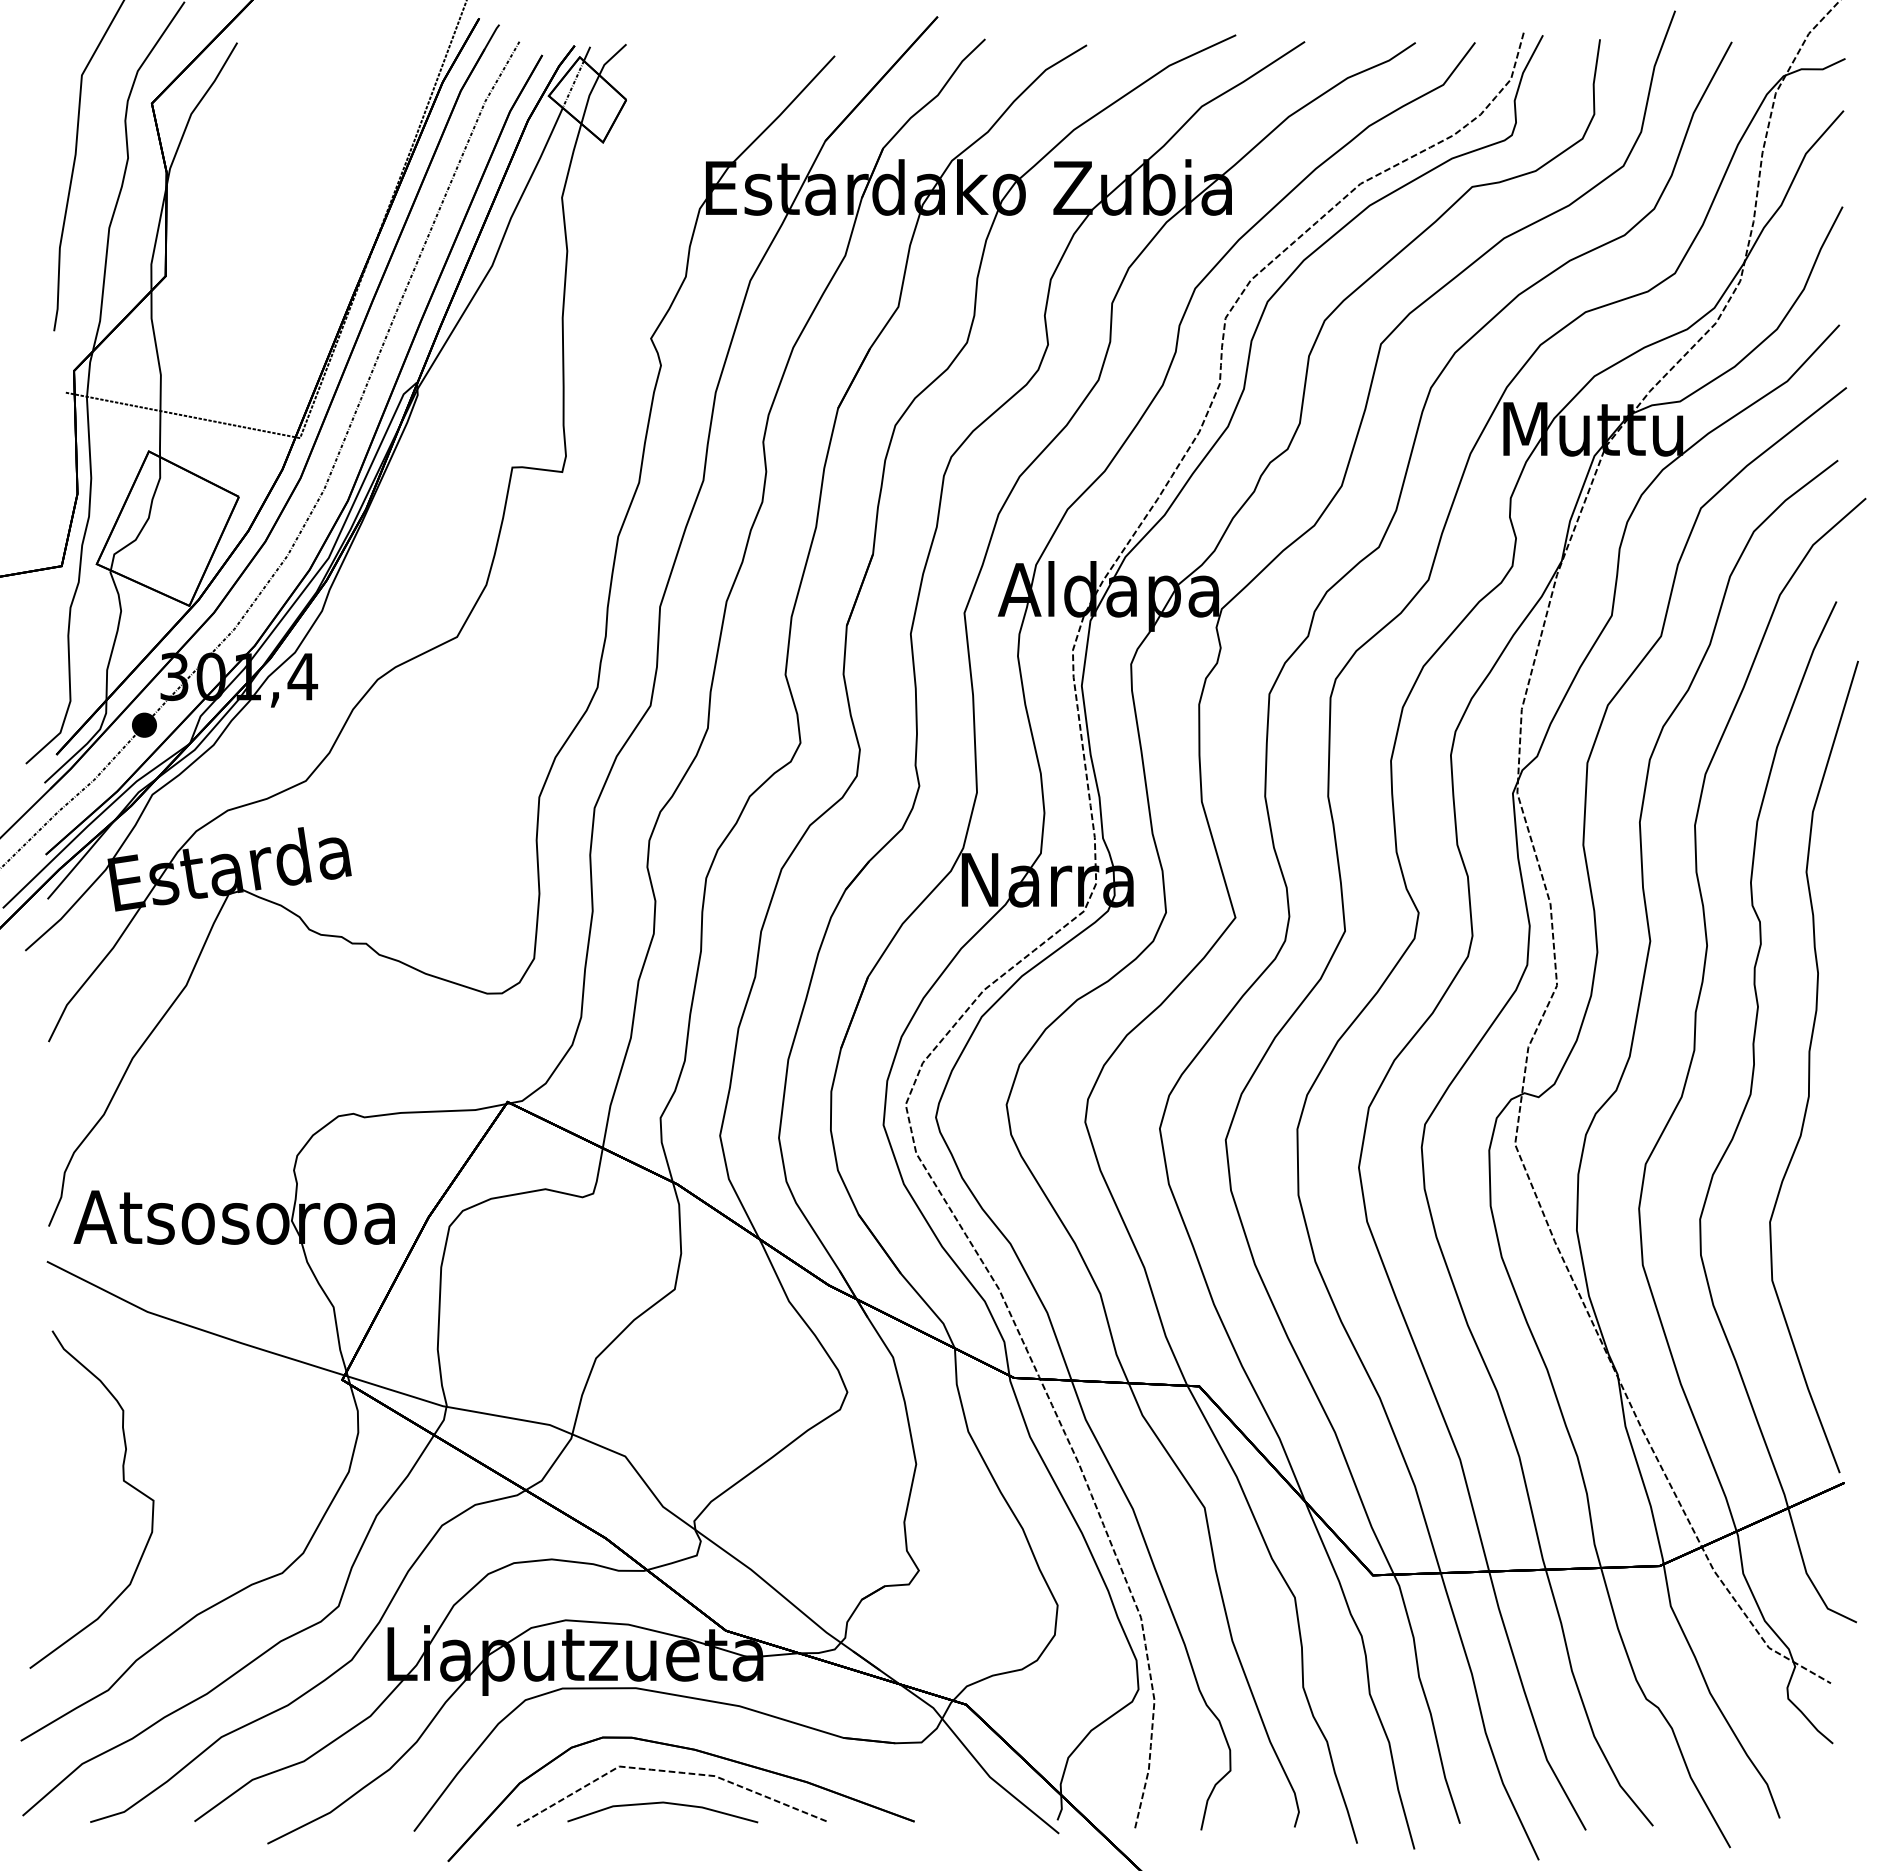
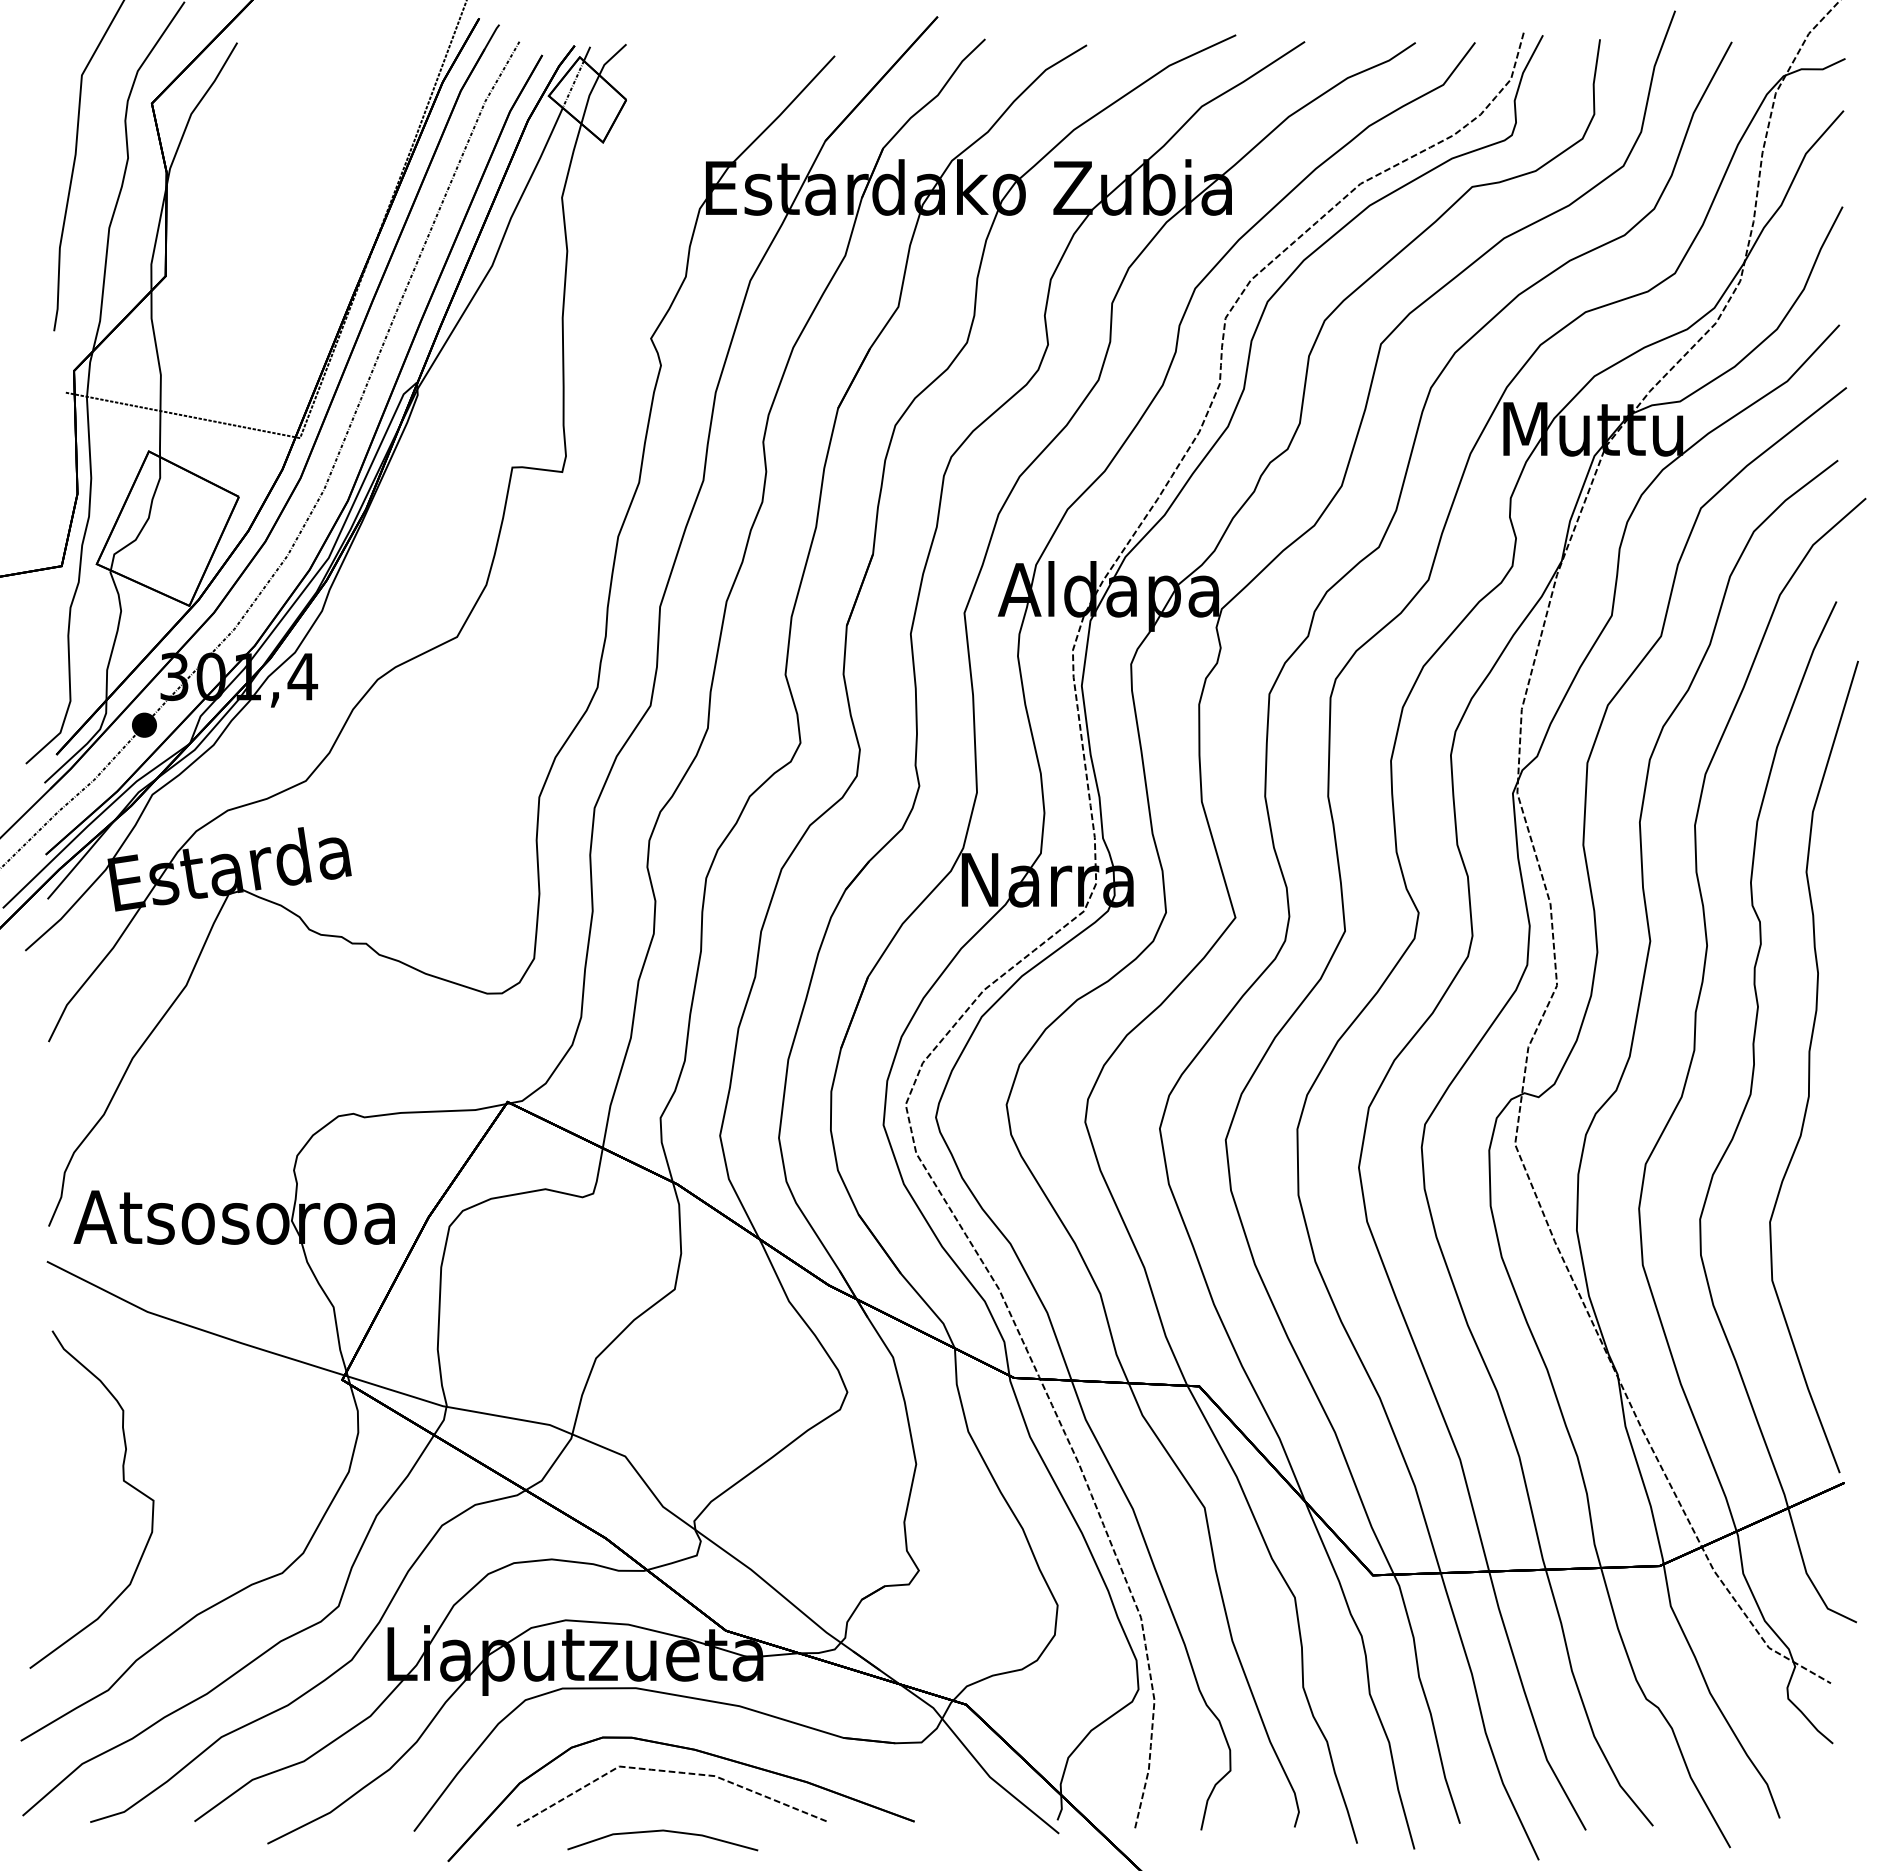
part position: (662, 1803) -> (662, 1831) (662, 1831)
